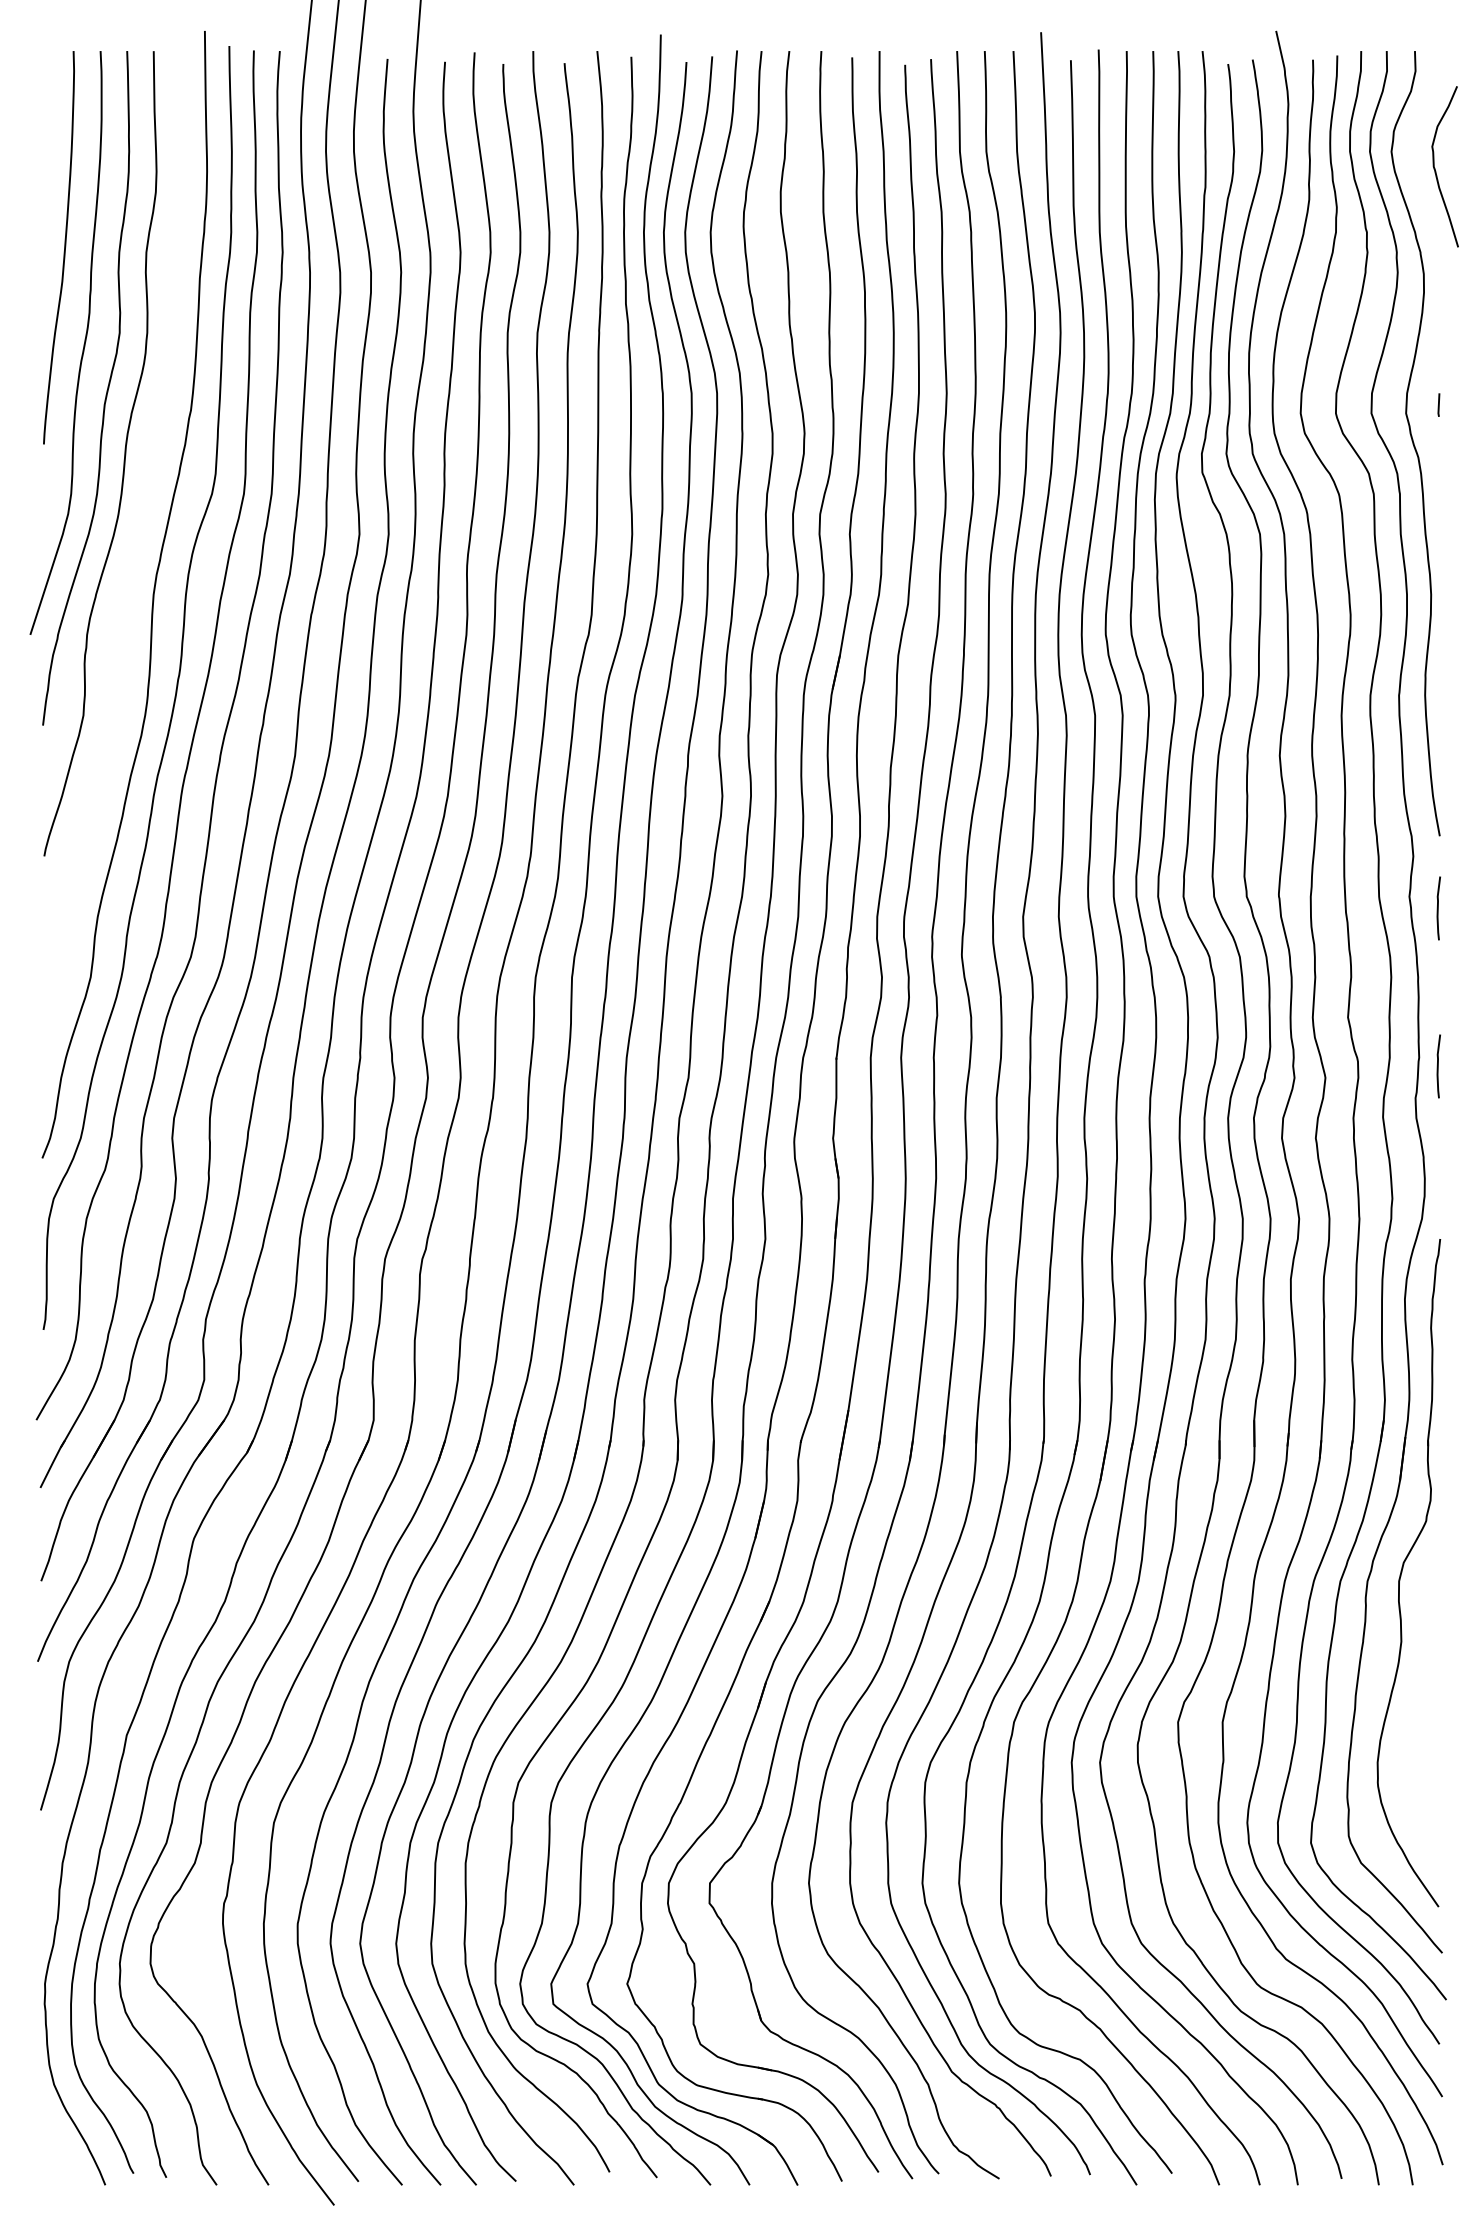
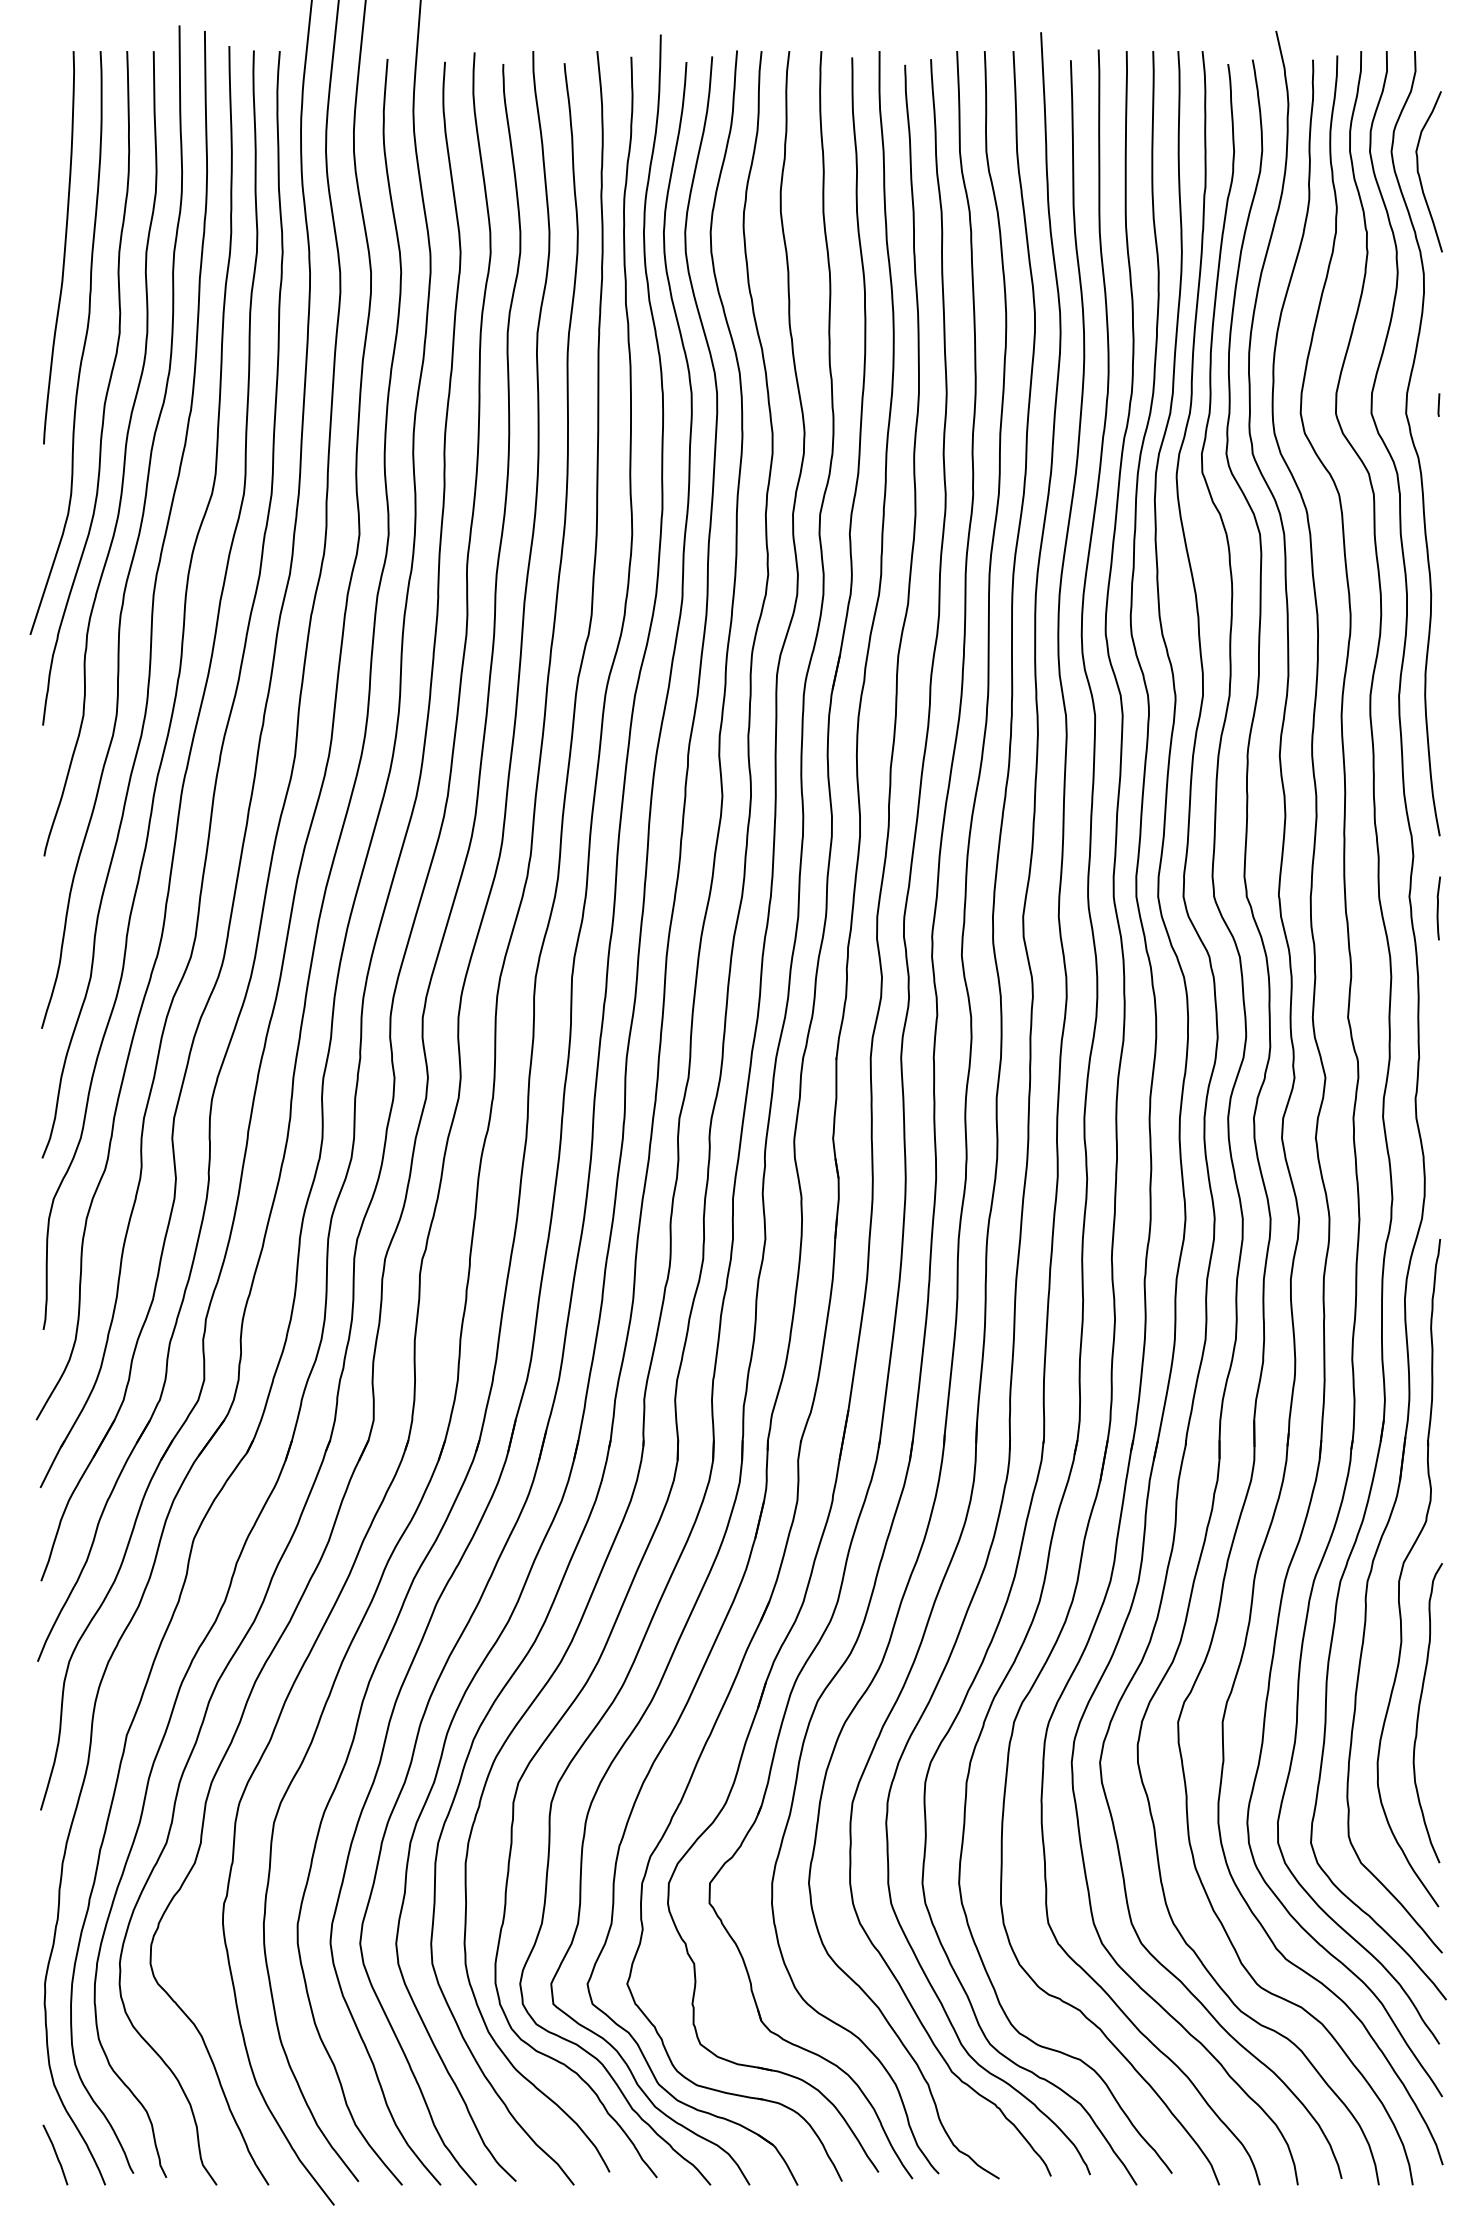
curve position: (1435, 168) -> (1419, 173) (1419, 173)
curve: none -> present (138, 531)
curve: present -> none (1438, 1066)
curve: none -> present (1419, 1713)
line: none -> present (55, 2154)
